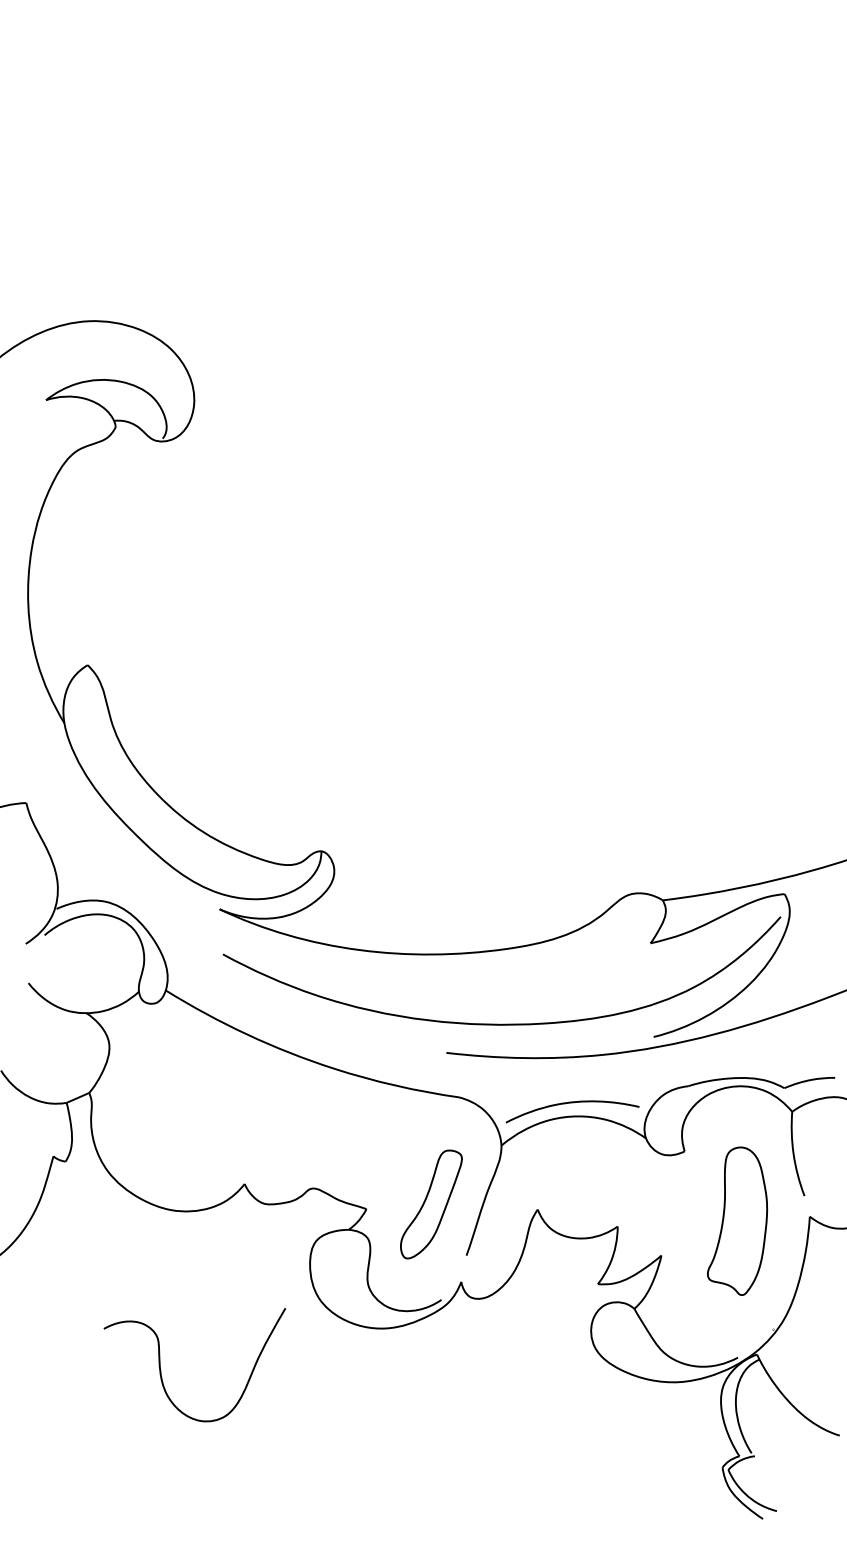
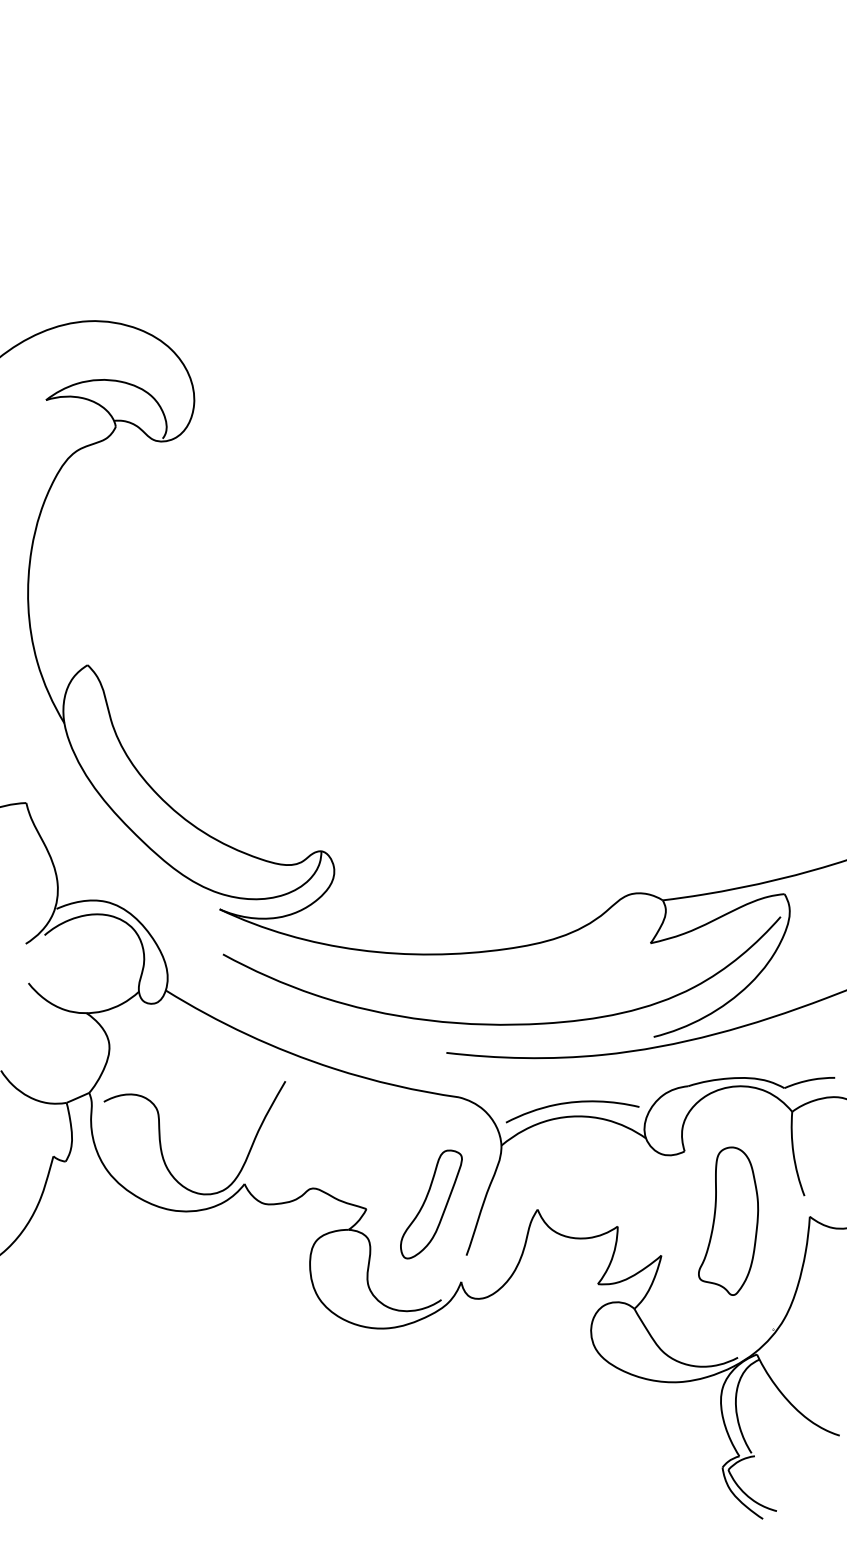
part position: (737, 1220) -> (728, 1220) (728, 1220)
curve position: (161, 1370) -> (161, 1143) (161, 1143)
